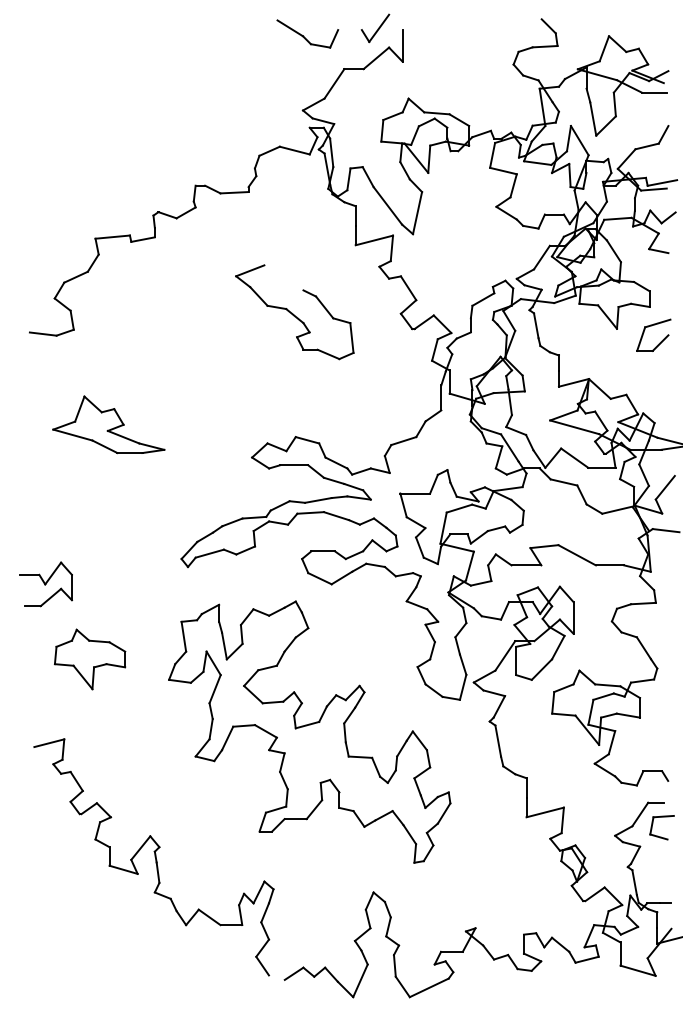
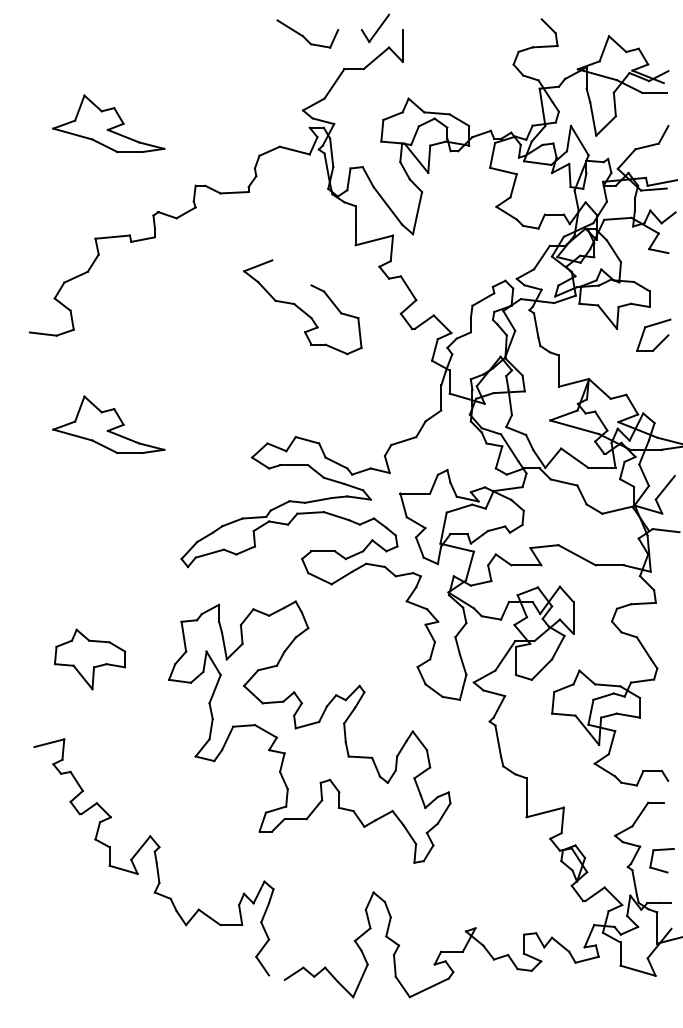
part: none -> present (108, 123)
part position: (294, 312) -> (302, 307) (302, 307)
part: present -> none (45, 584)
part position: (653, 824) -> (653, 857) (653, 857)
